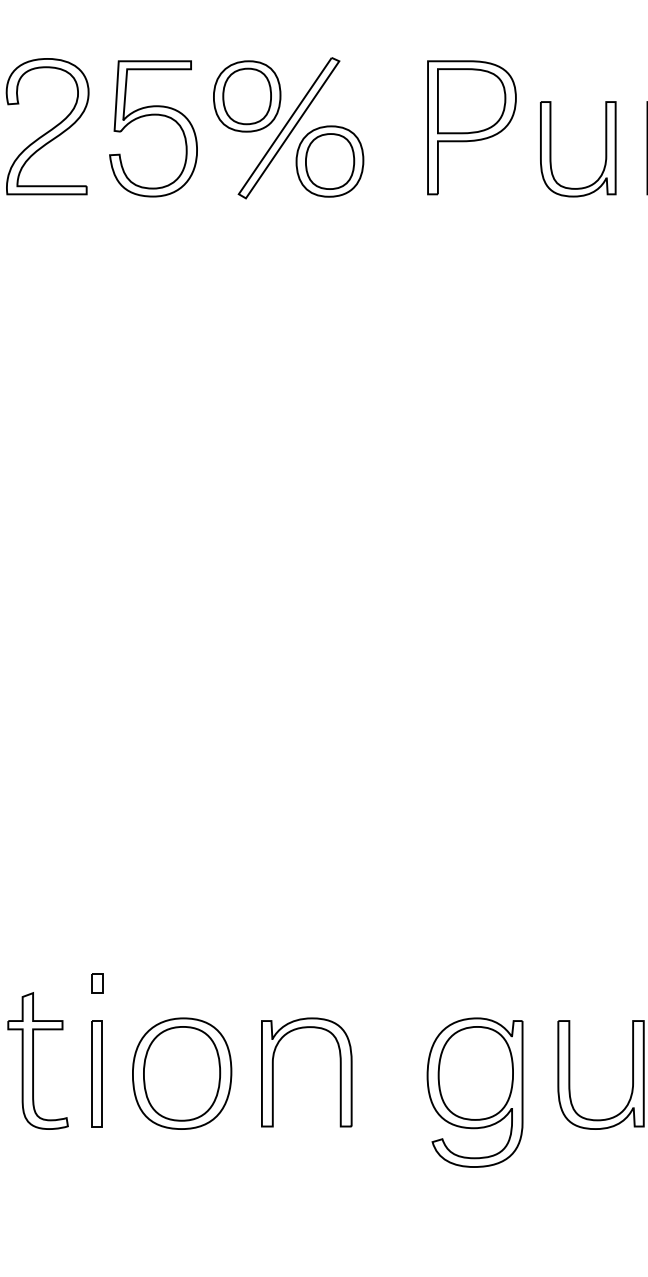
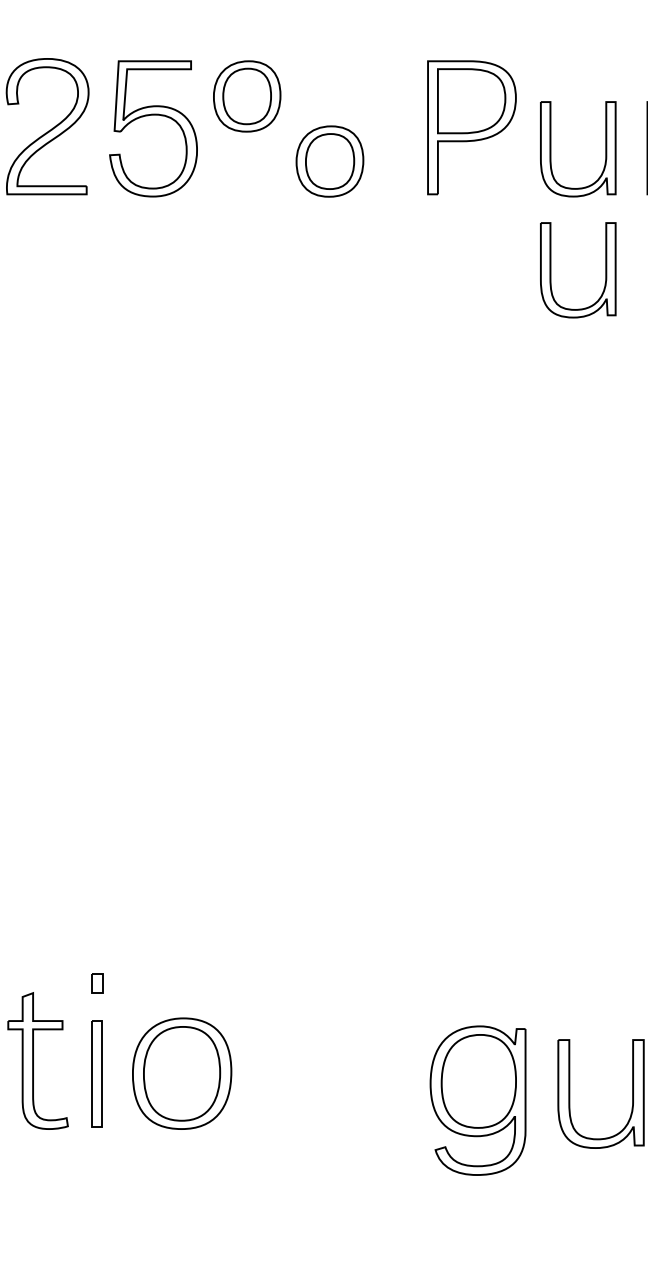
part: present -> none (288, 128)
part: none -> present (551, 270)
part: present -> none (273, 1072)
part position: (570, 1074) -> (570, 1093) (570, 1093)
part position: (474, 1092) -> (477, 1100) (477, 1100)
